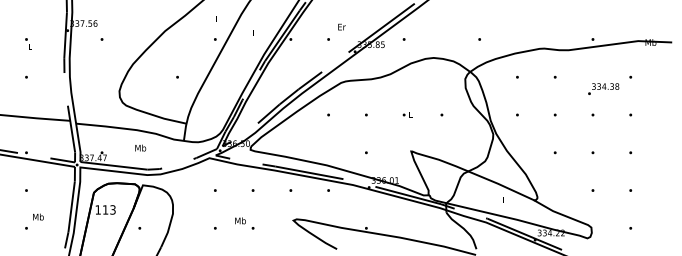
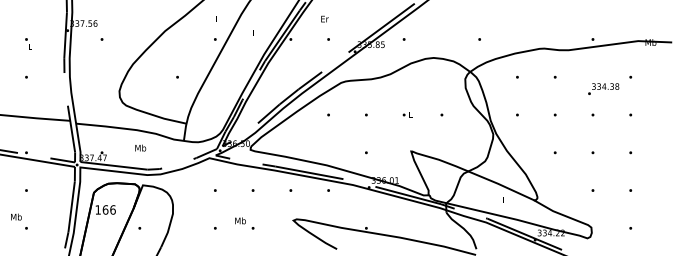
text position: (341, 26) -> (324, 18) (324, 18)
text: 113 -> 166 (108, 209)
text position: (38, 216) -> (16, 216) (16, 216)
